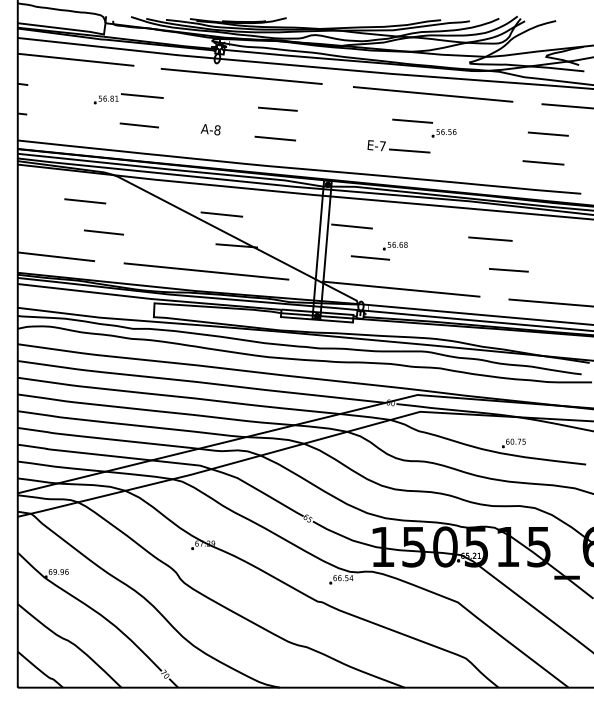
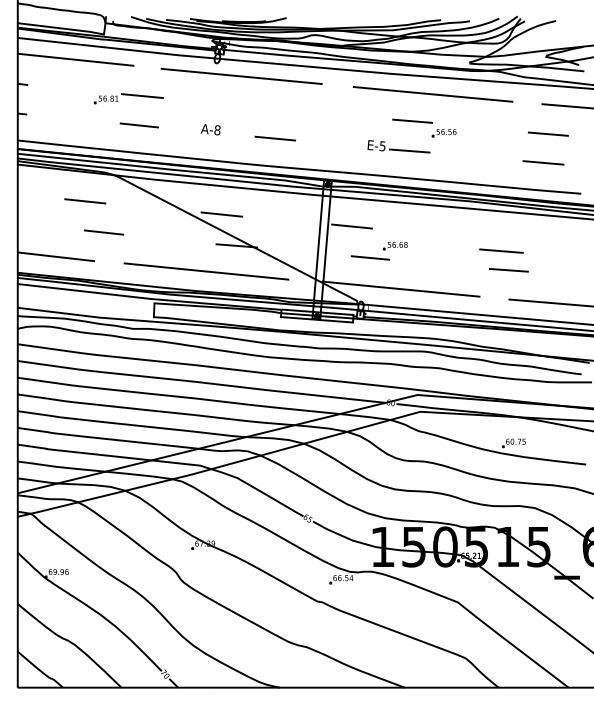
line: present -> none (277, 108)
text: E-7 -> E-5 (382, 146)
line position: (490, 238) -> (501, 250) (501, 250)
